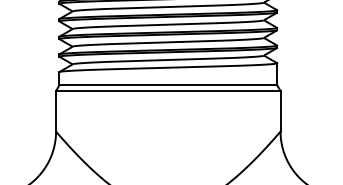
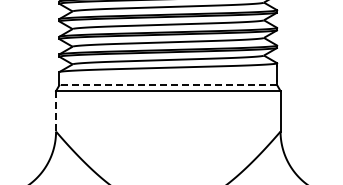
line: solid -> dashed (168, 85)
line: solid -> dashed (56, 111)
